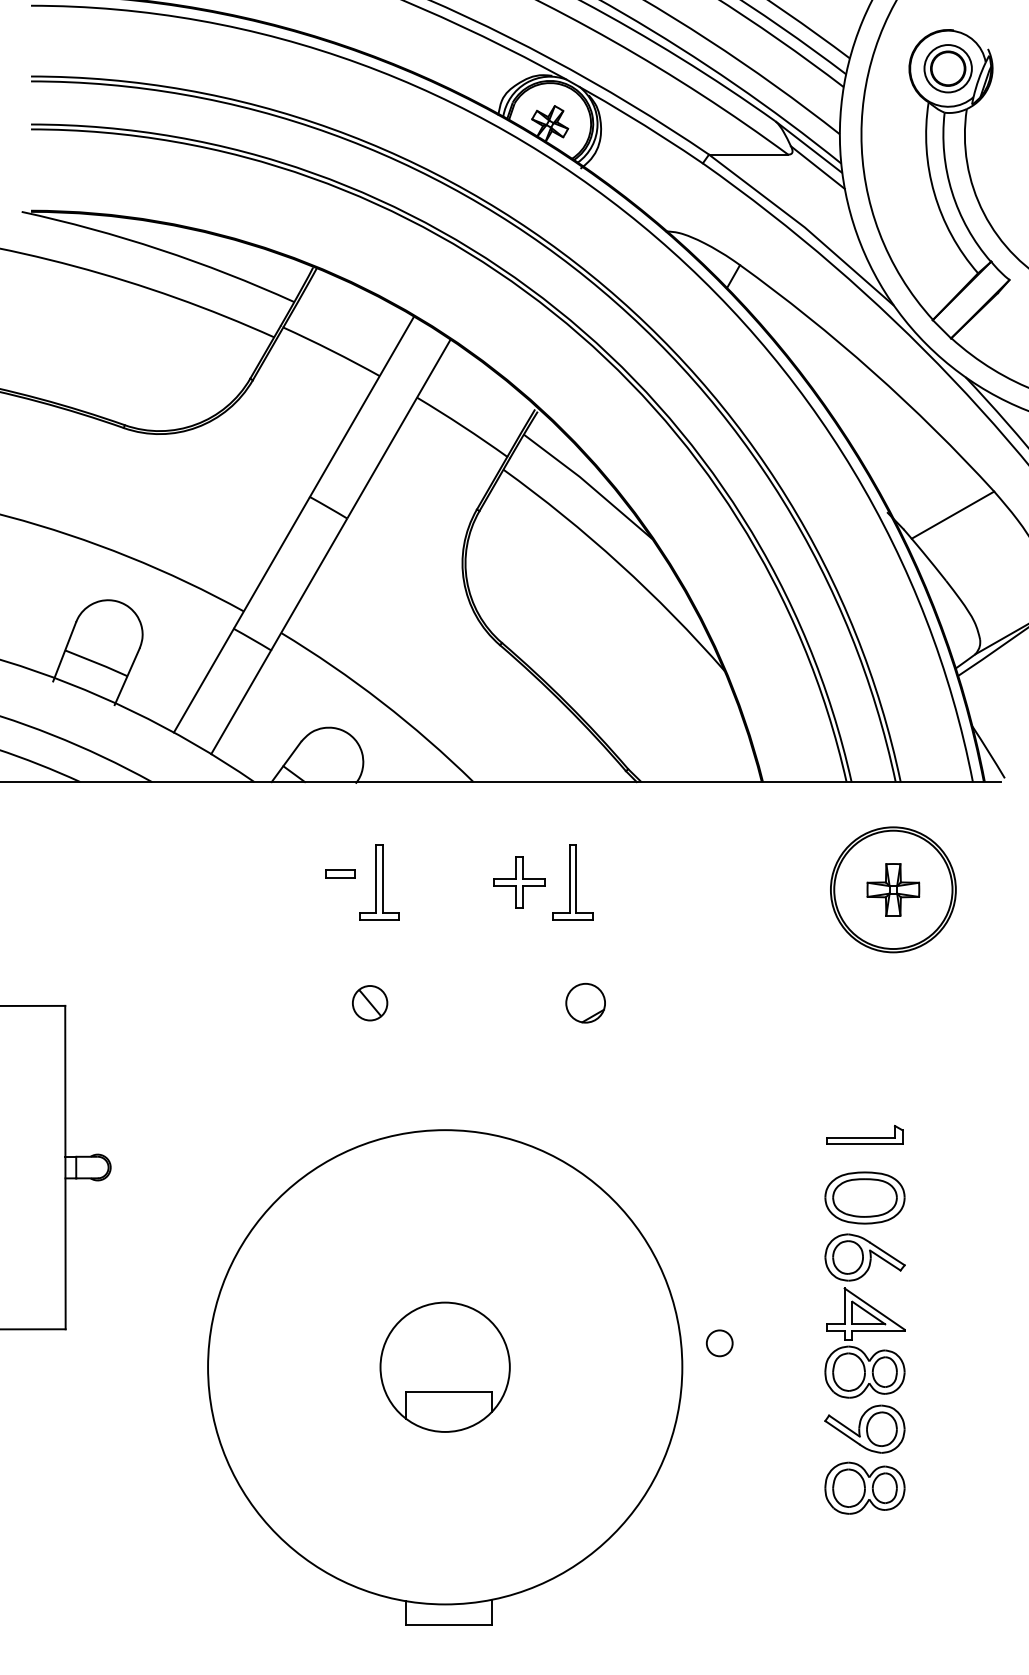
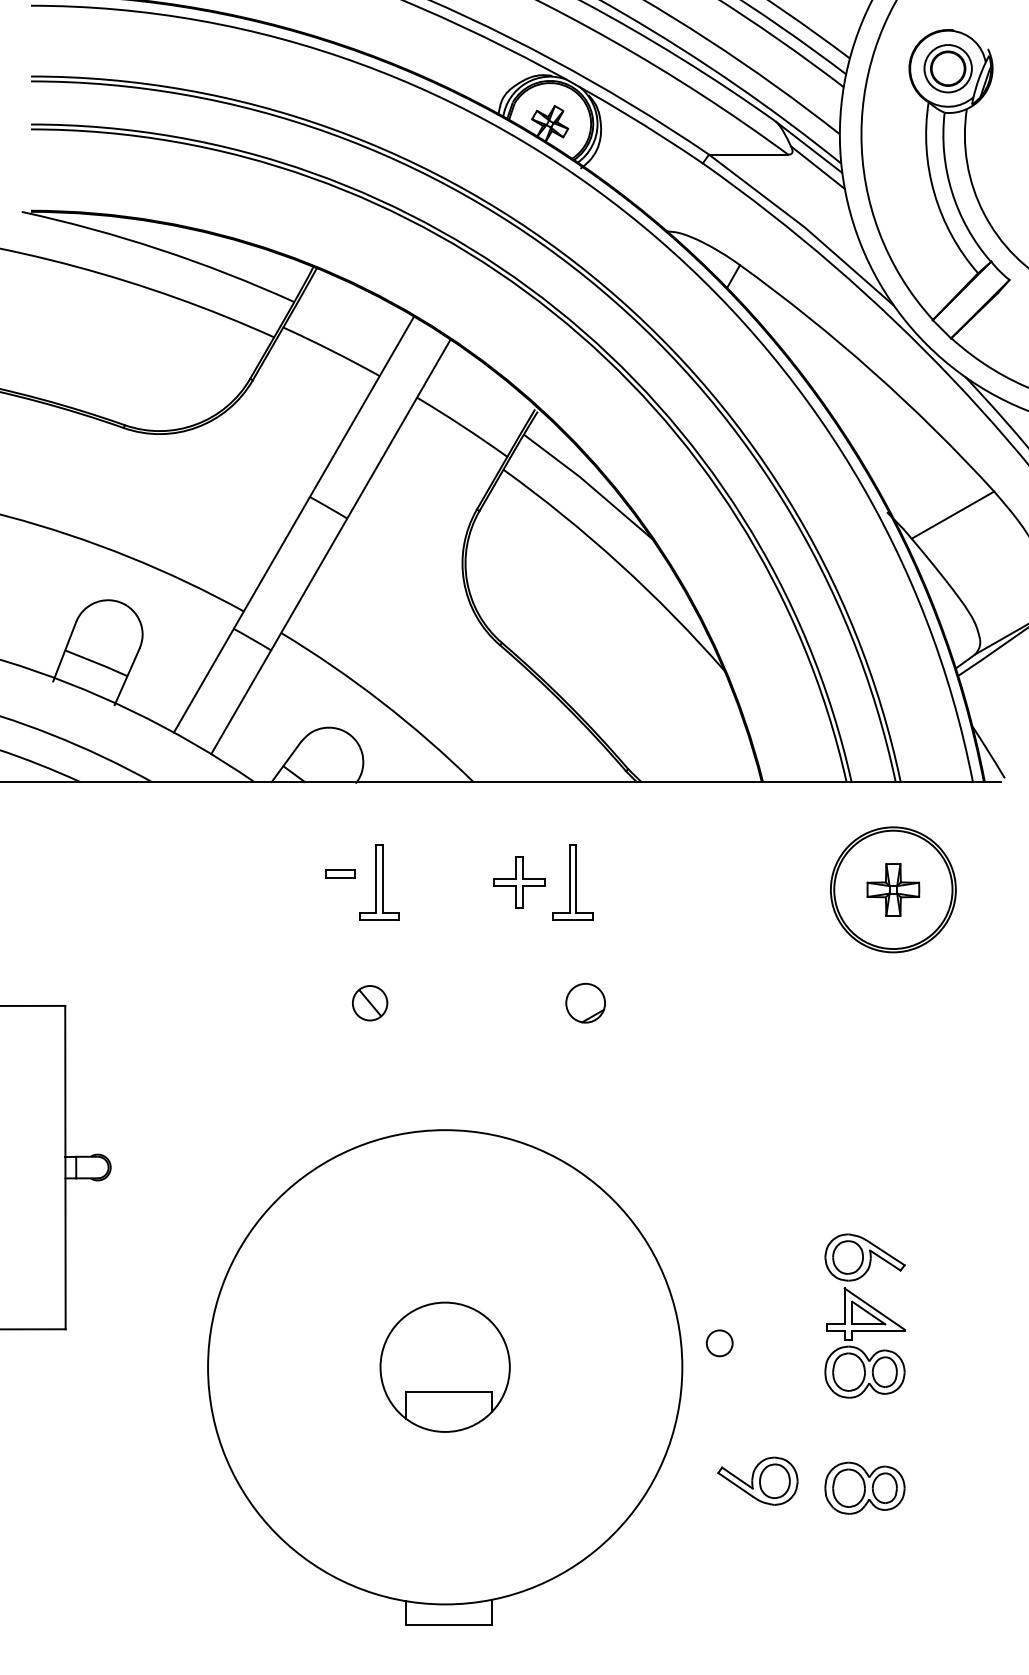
part: present -> none (864, 1134)
part: present -> none (864, 1197)
part position: (864, 1428) -> (757, 1480) (757, 1480)
